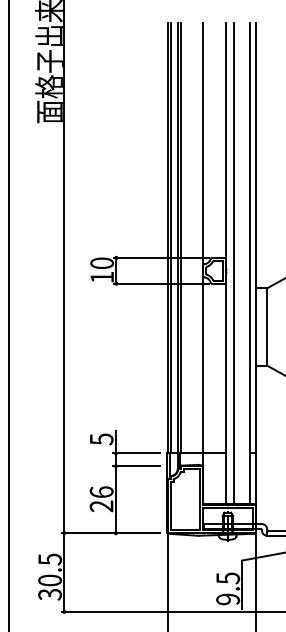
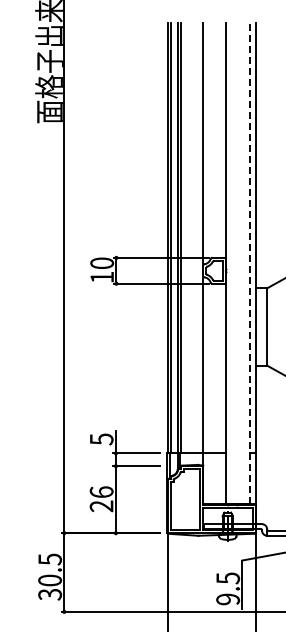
line: present -> none (234, 263)
line: solid -> dashed (249, 263)
line: present -> none (8, 315)
